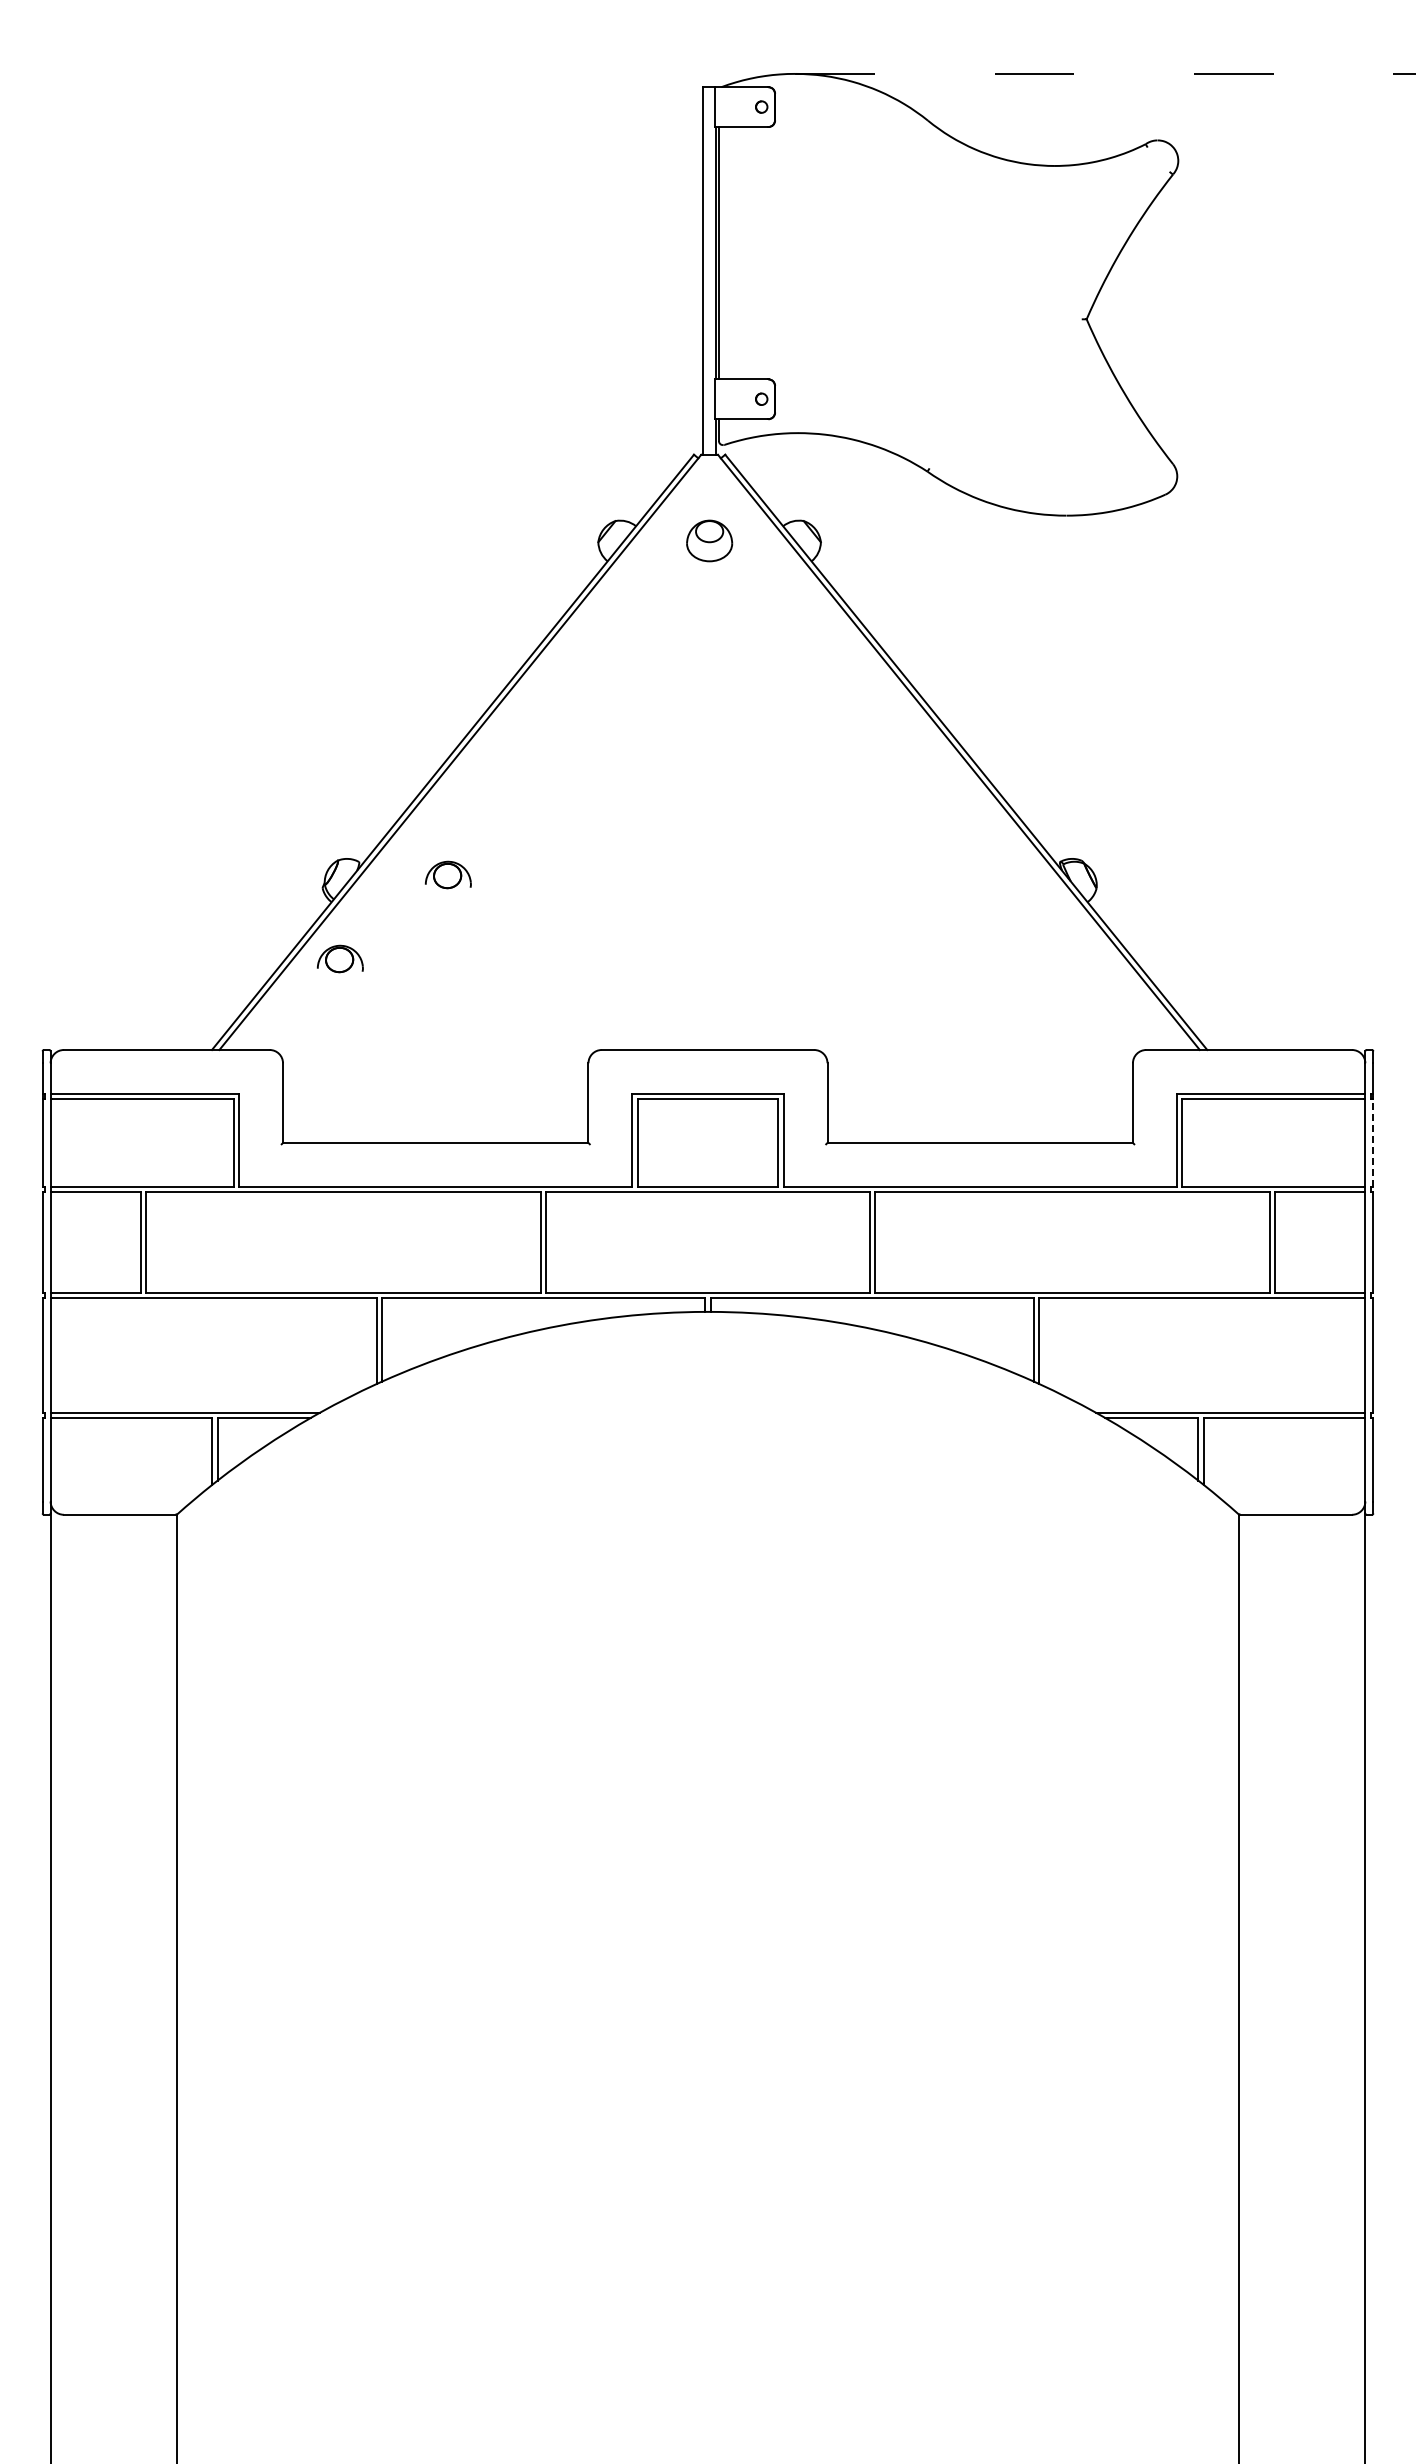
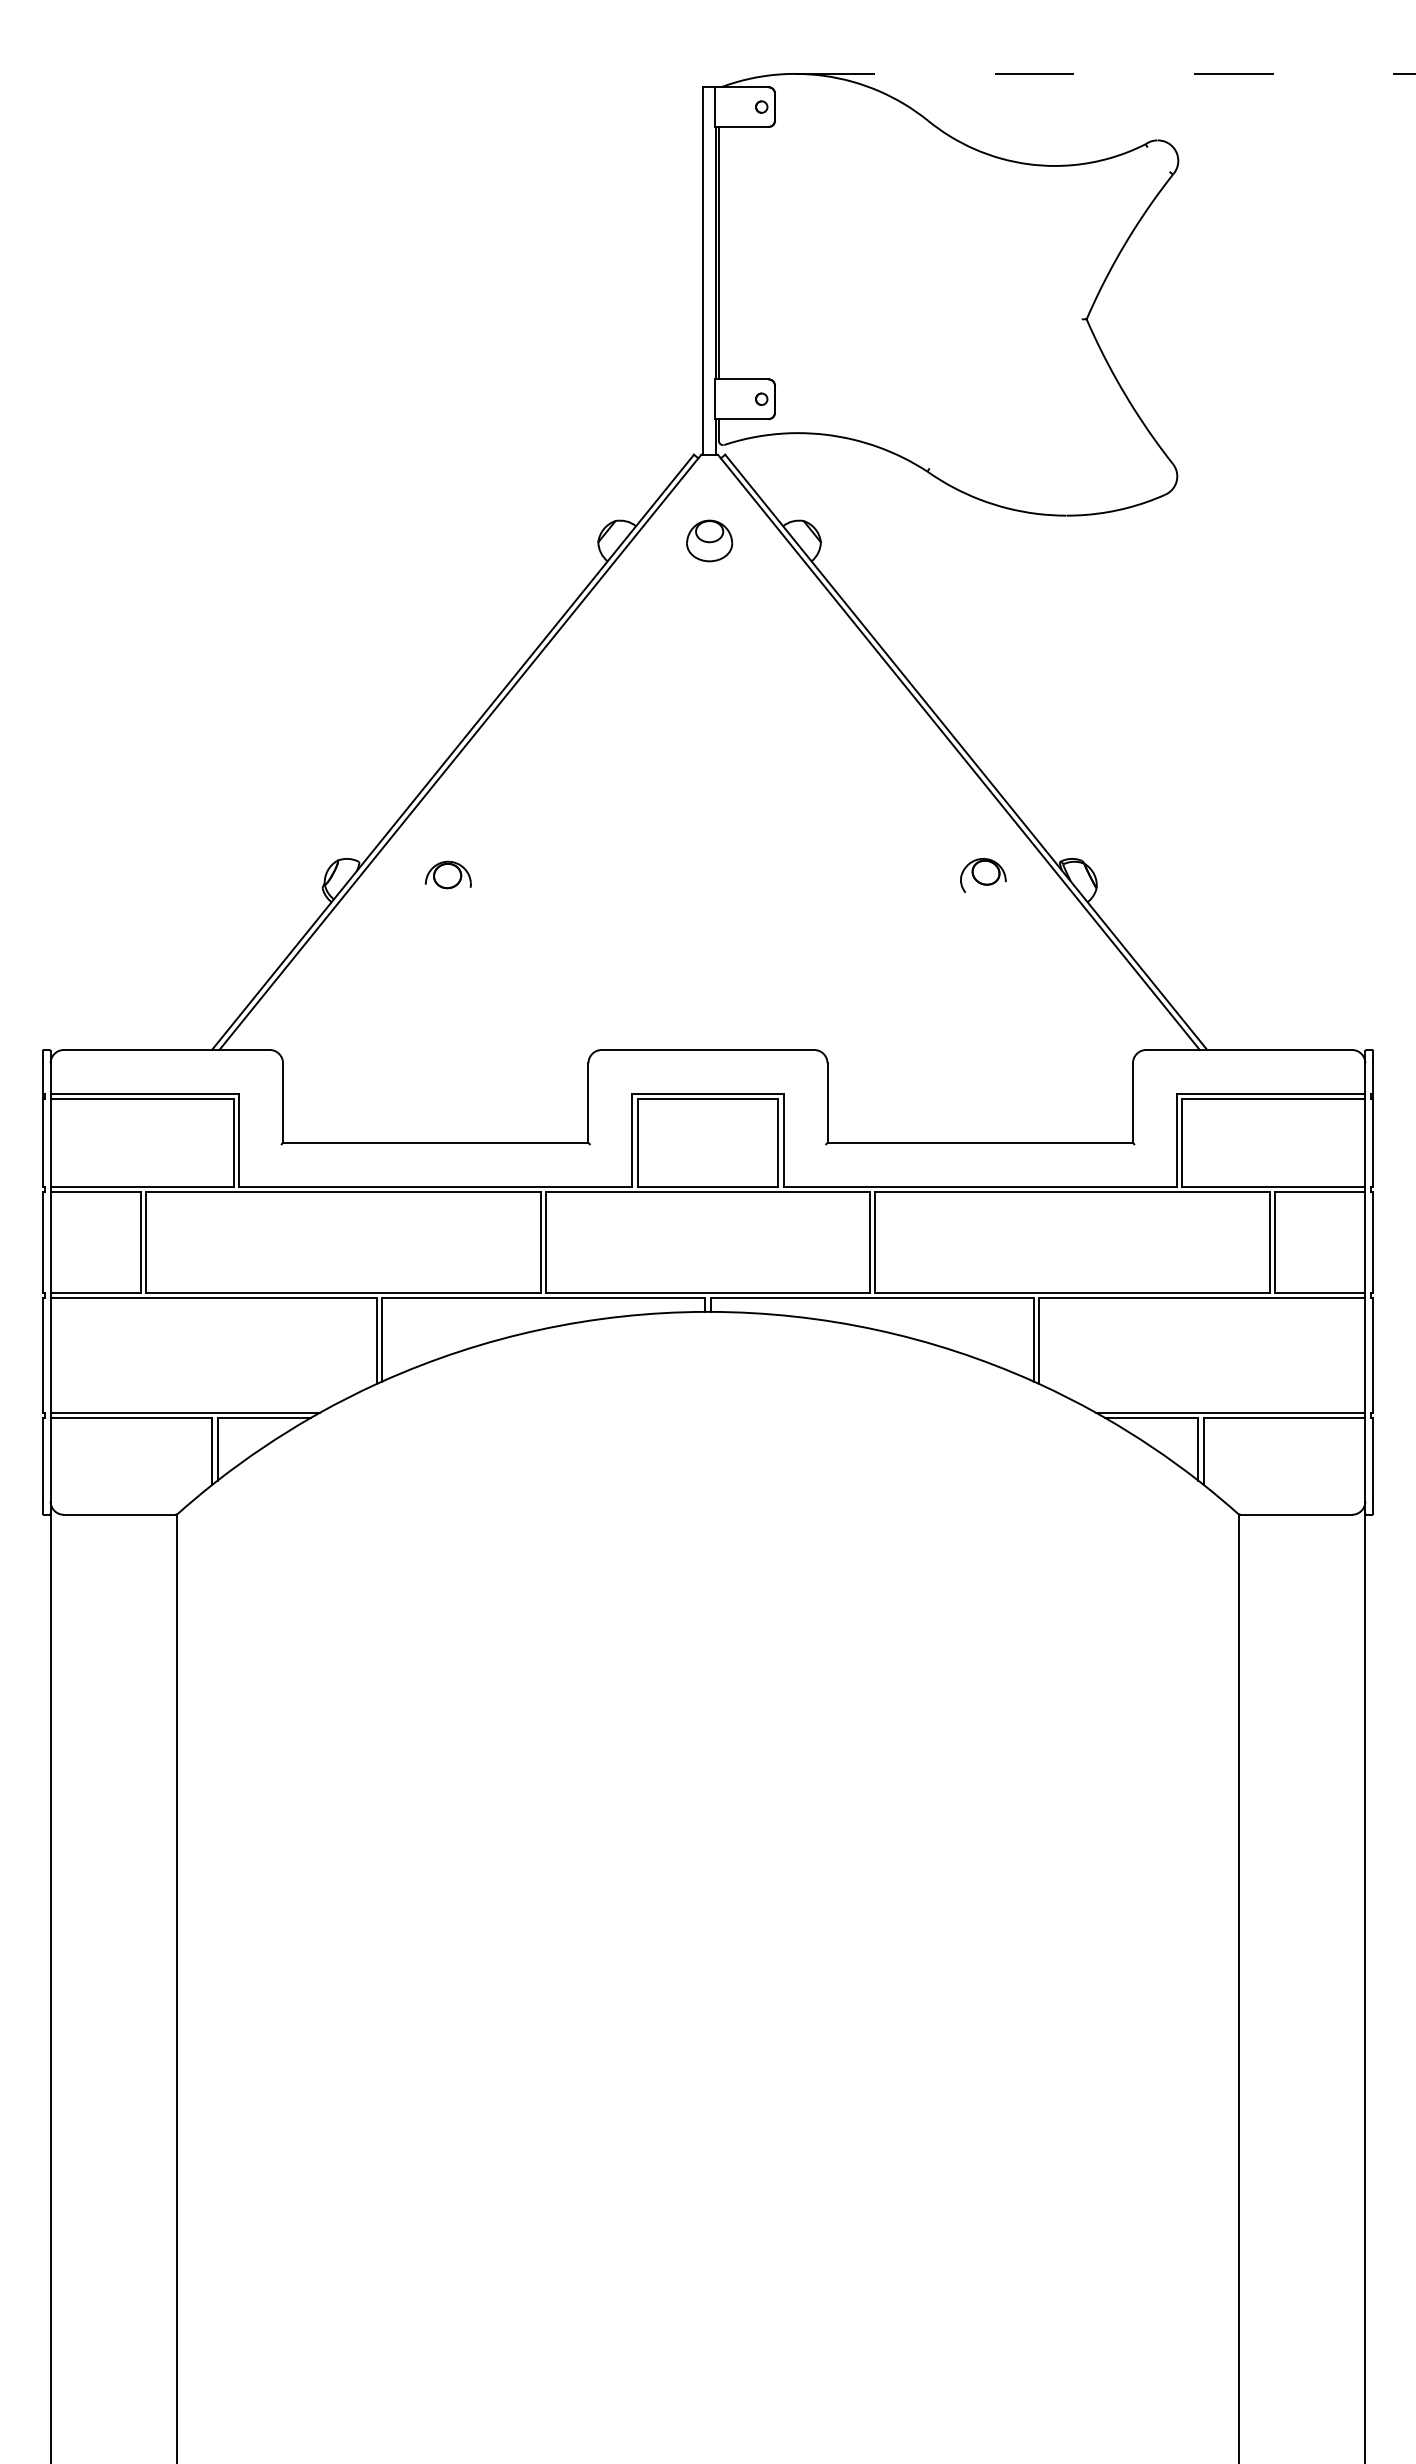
part: none -> present (983, 875)
part: present -> none (340, 958)
line: dashed -> solid (1373, 1142)
